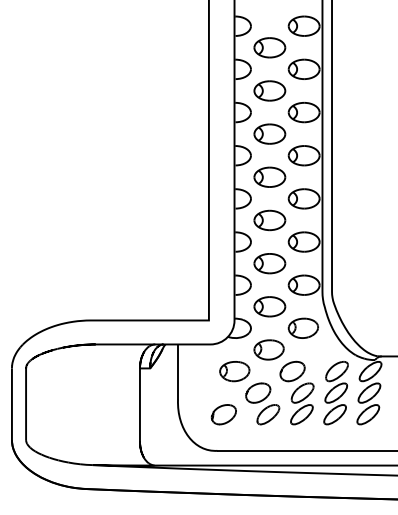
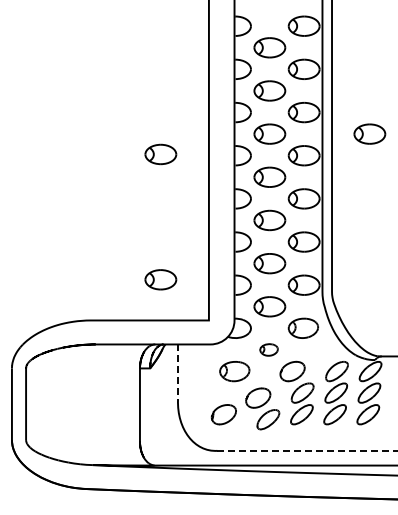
part: none -> present (369, 133)
part: none -> present (160, 154)
part: none -> present (160, 279)
part size: 32x22 px -> 20x14 px (268, 349)
line: solid -> dashed (178, 372)
part position: (262, 403) -> (262, 408) (262, 408)
line: solid -> dashed (307, 450)
